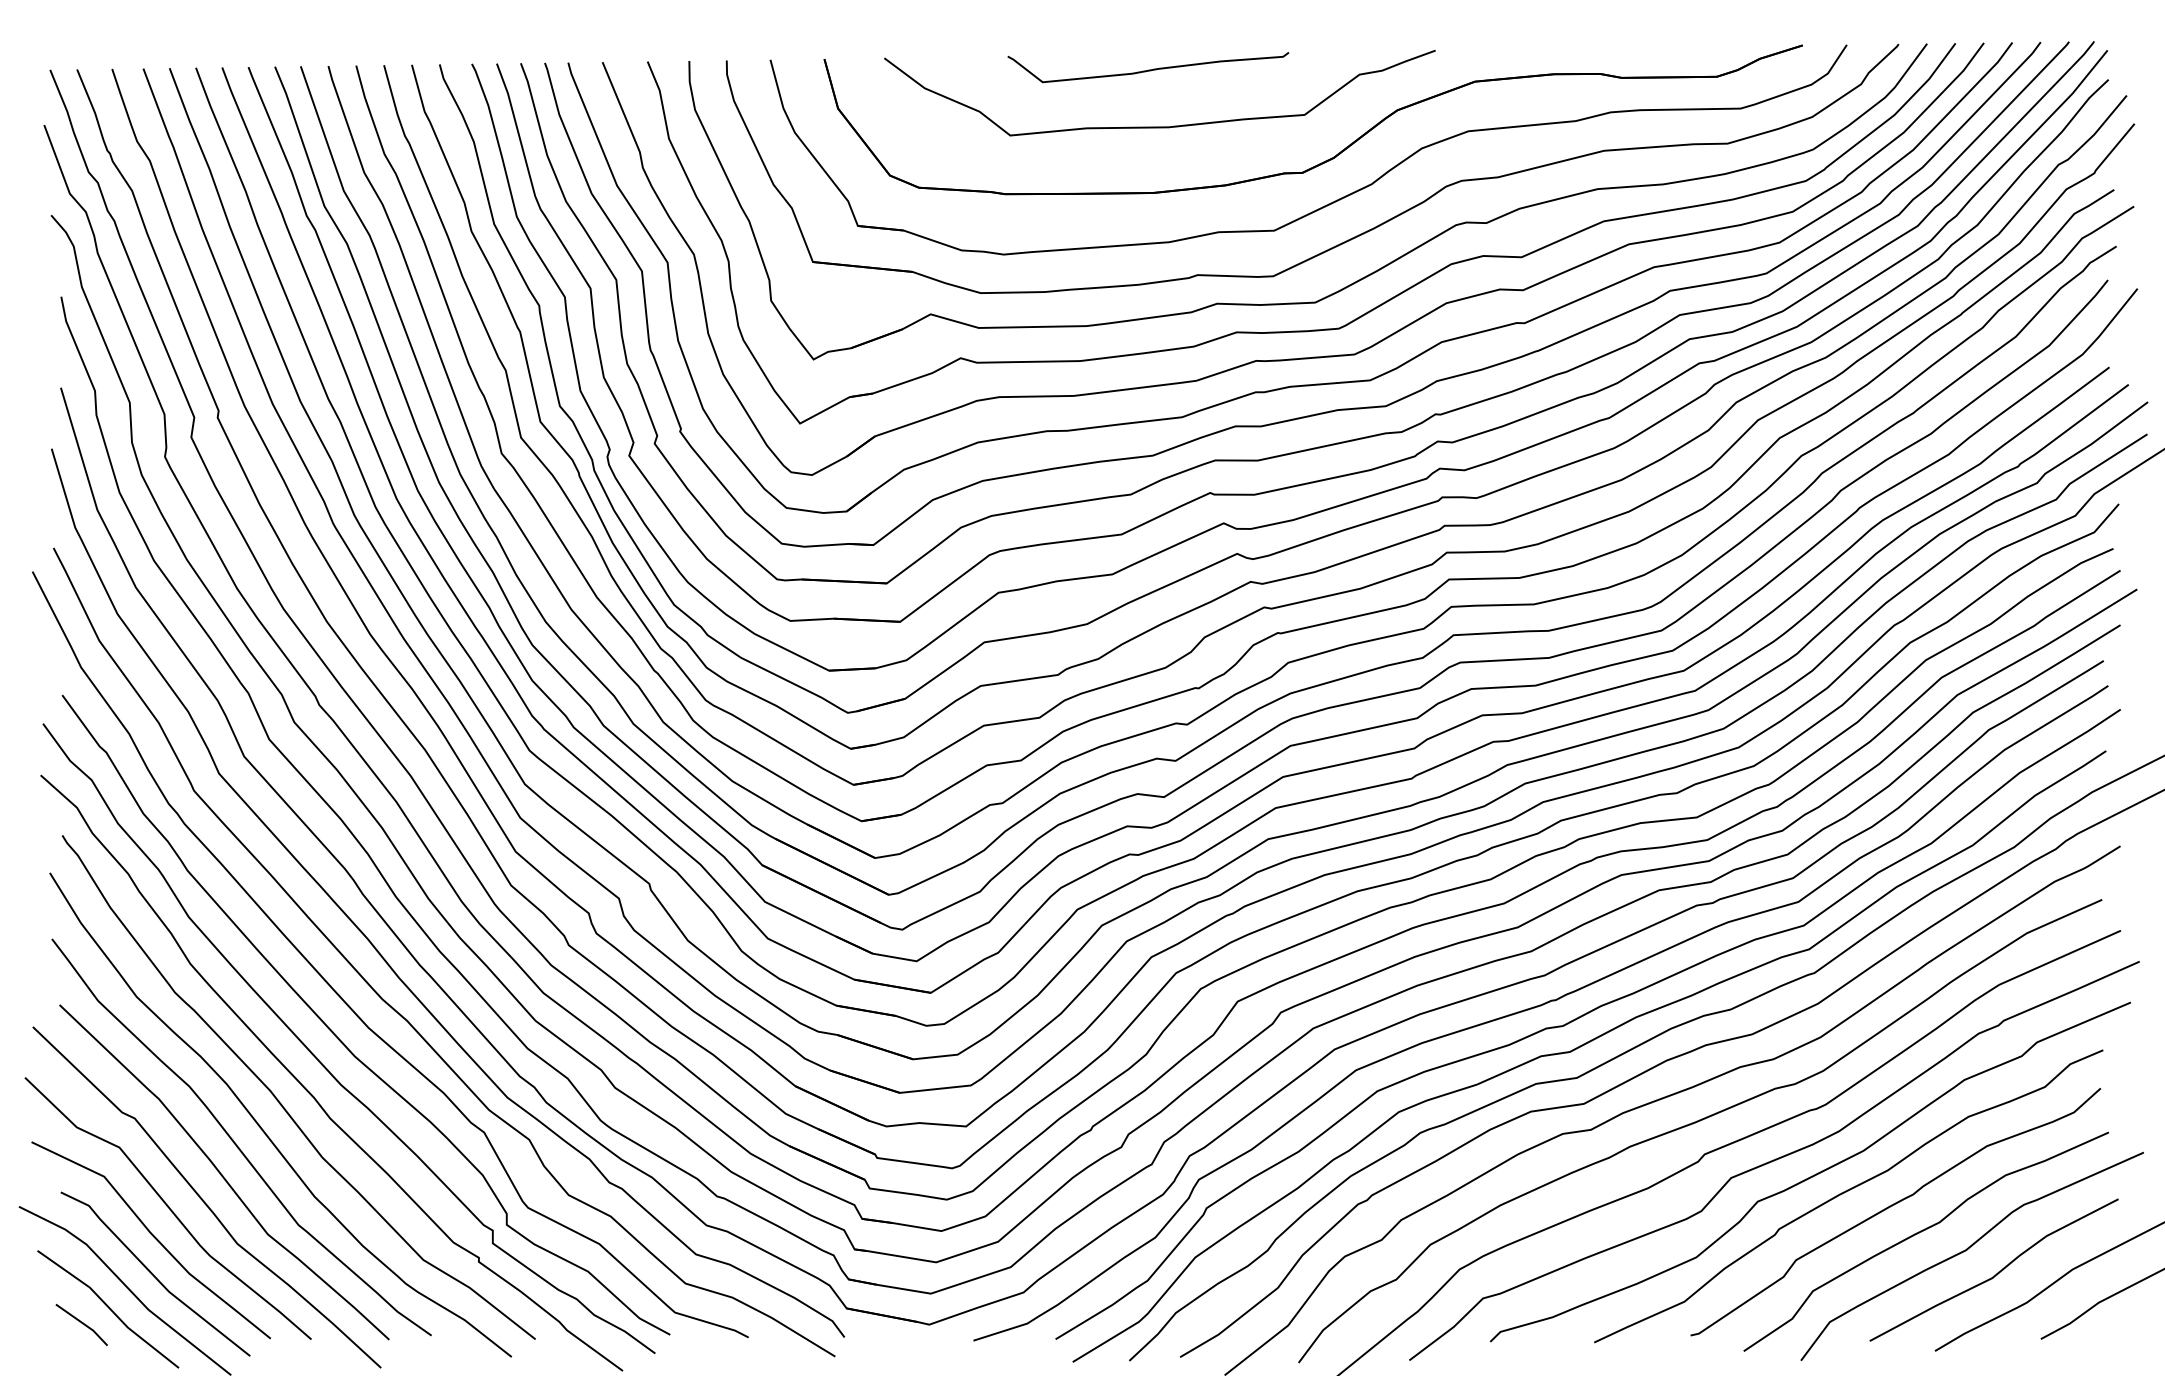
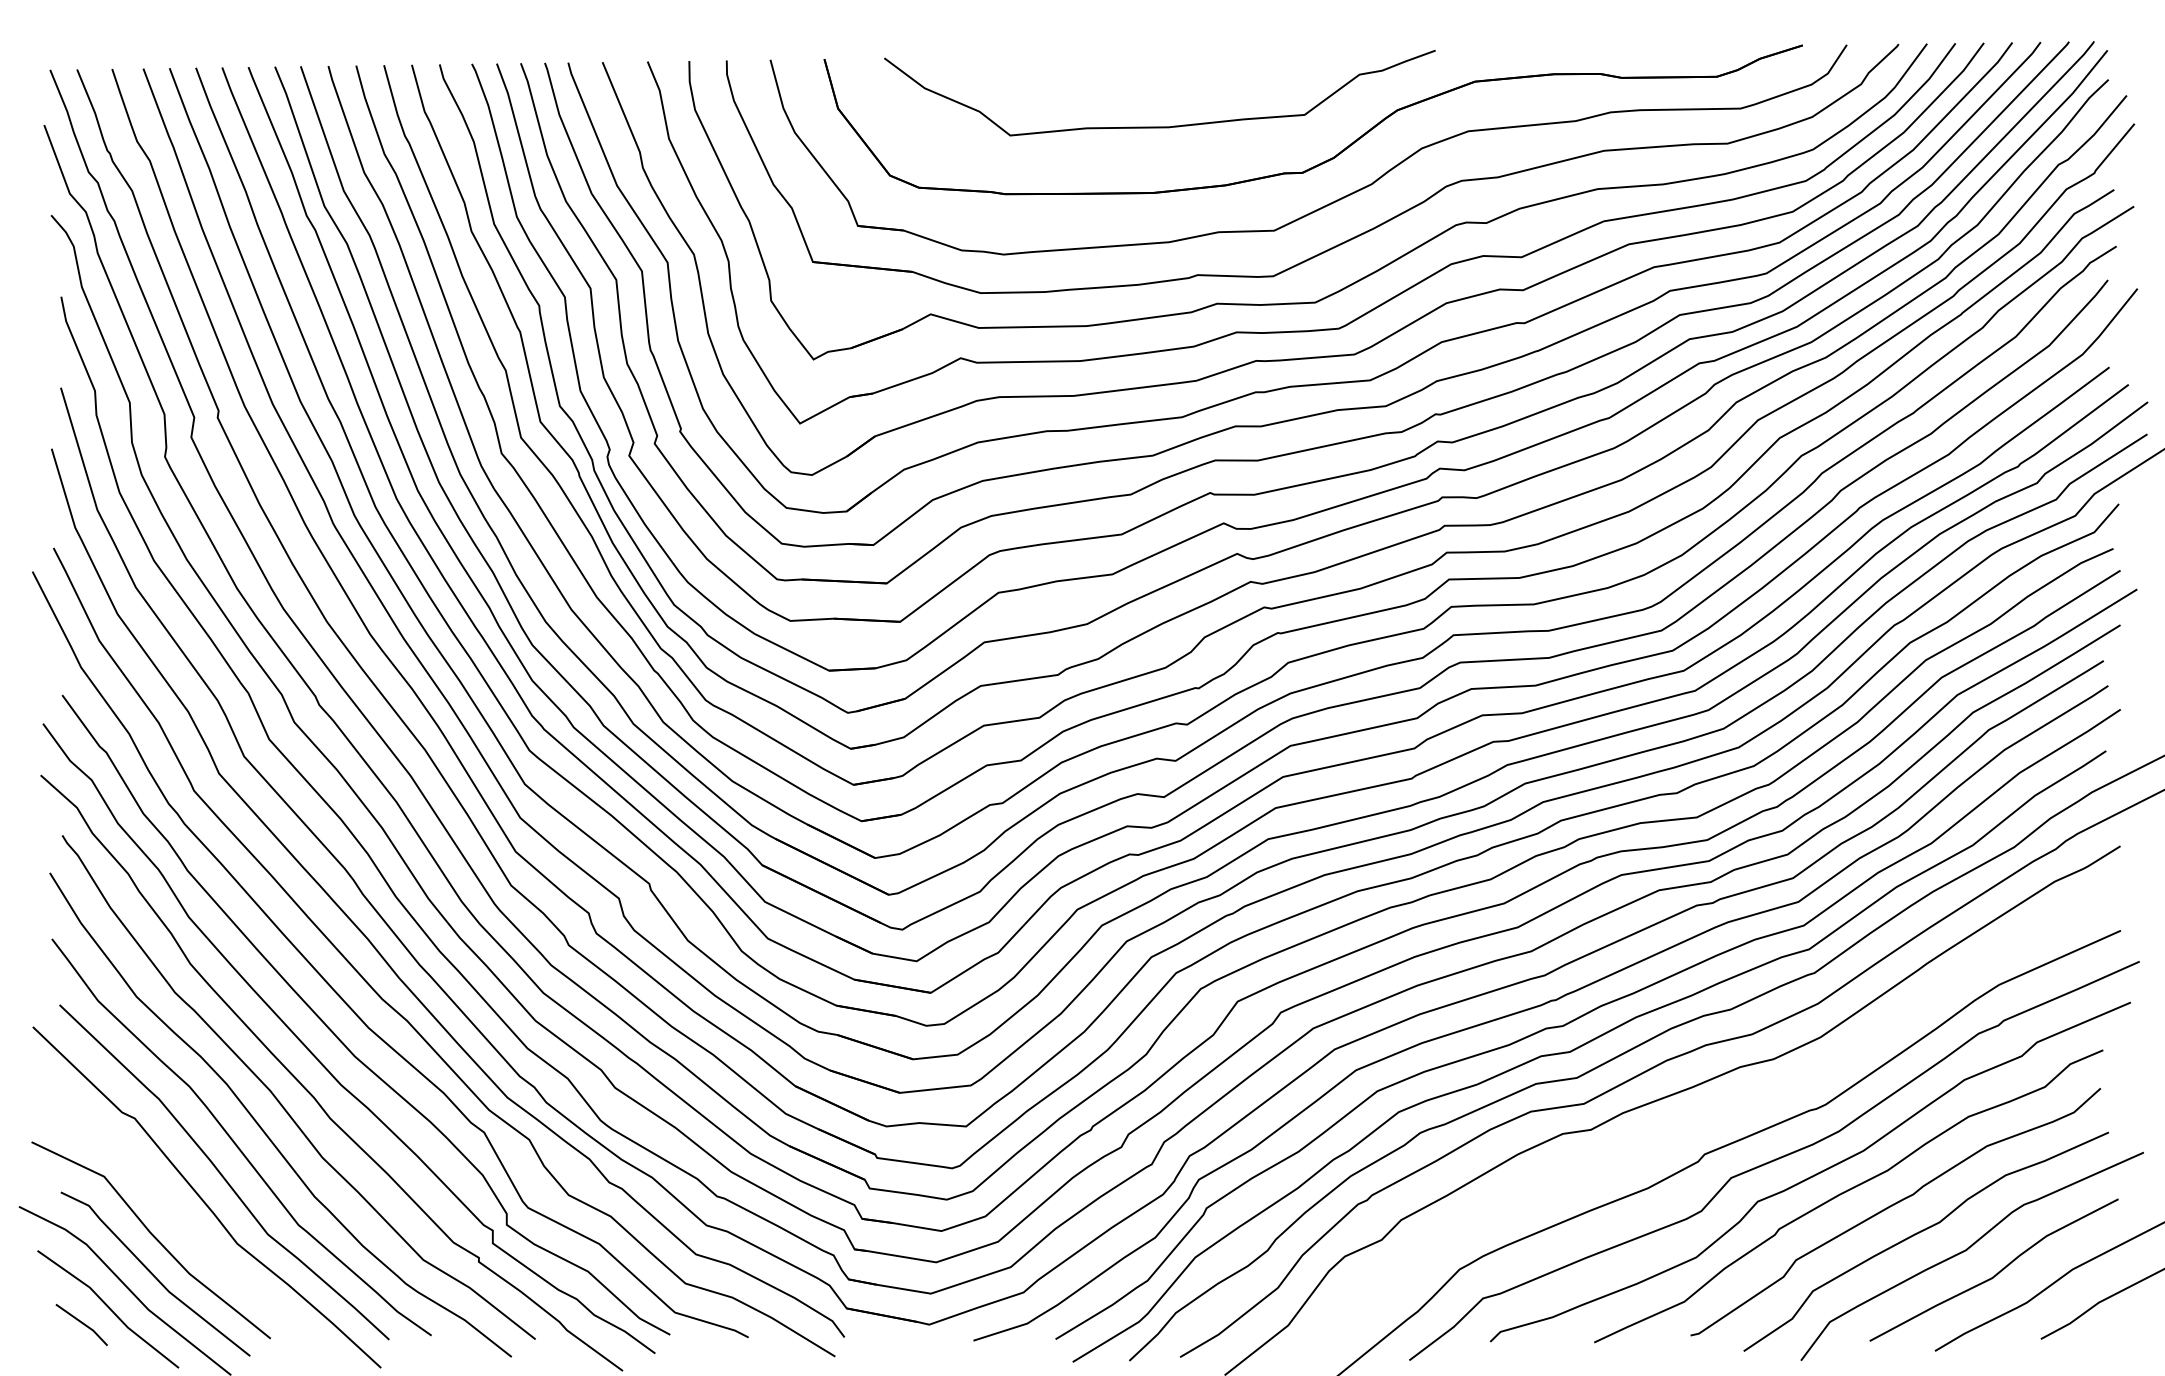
curve: present -> none (1148, 69)
curve: present -> none (1698, 1122)
curve: present -> none (167, 1207)
